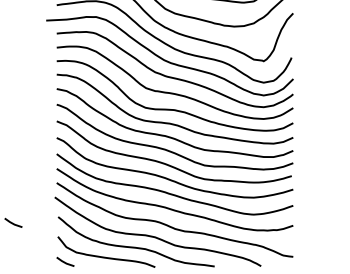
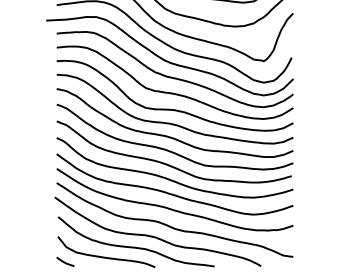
line: present -> none (12, 222)
